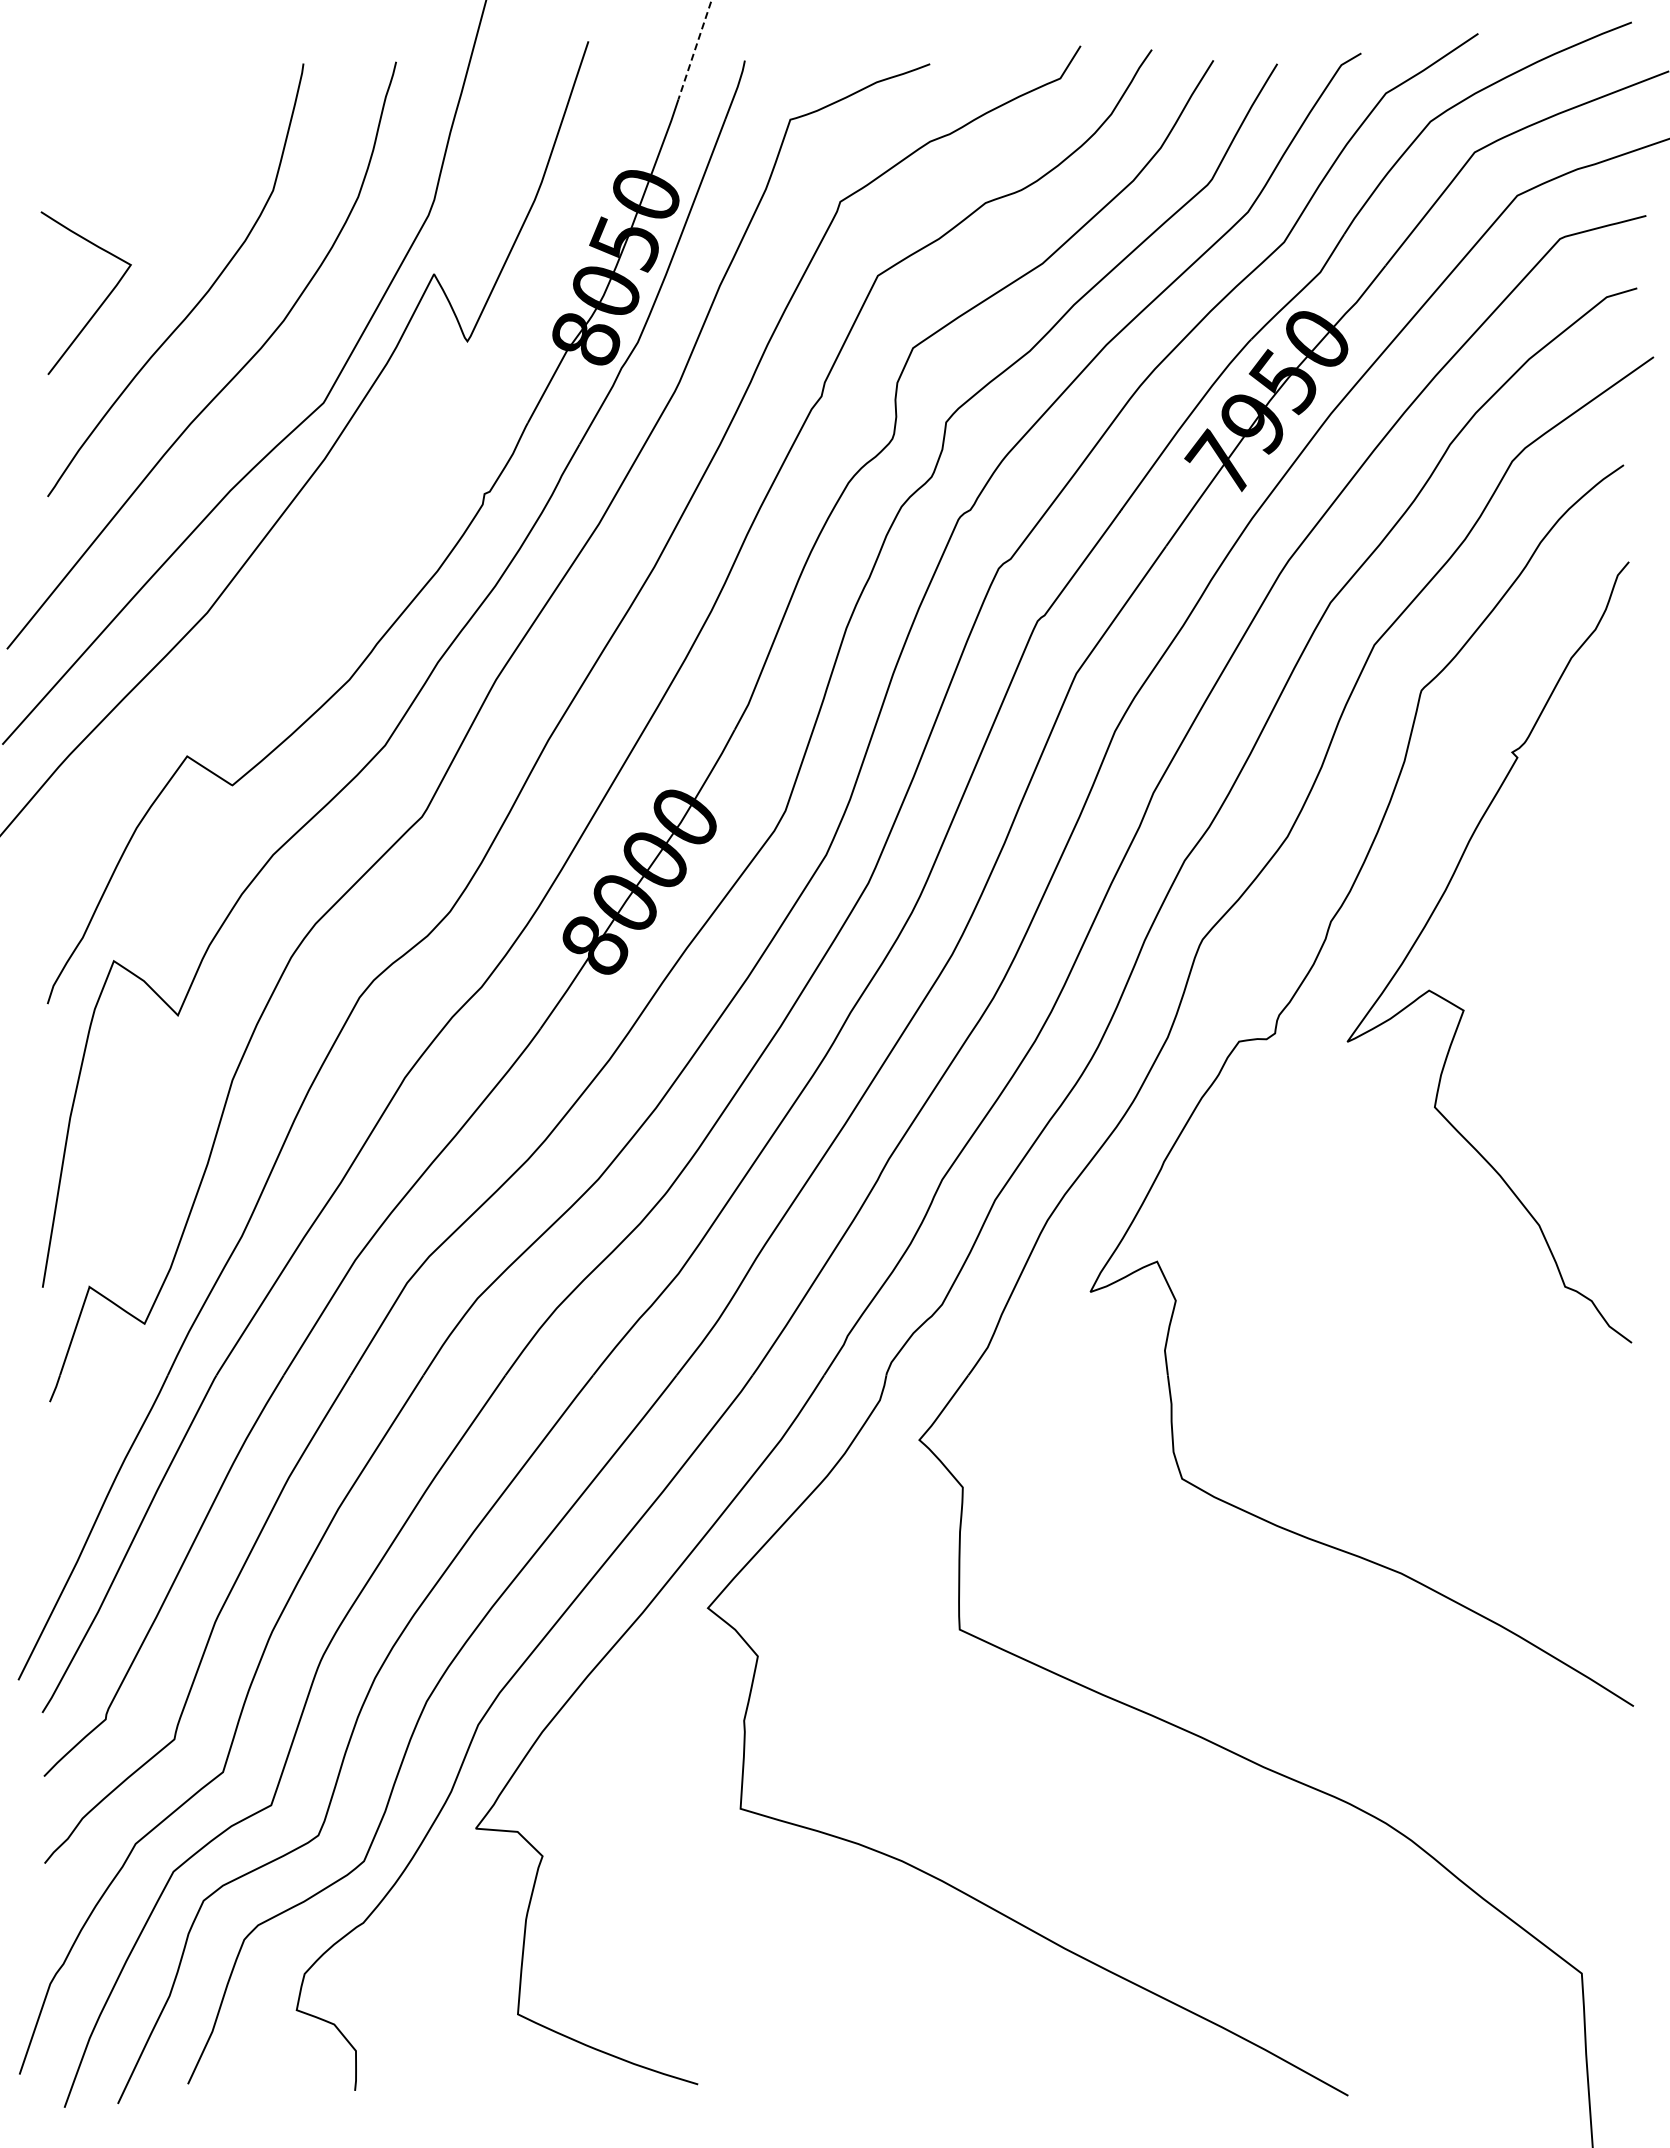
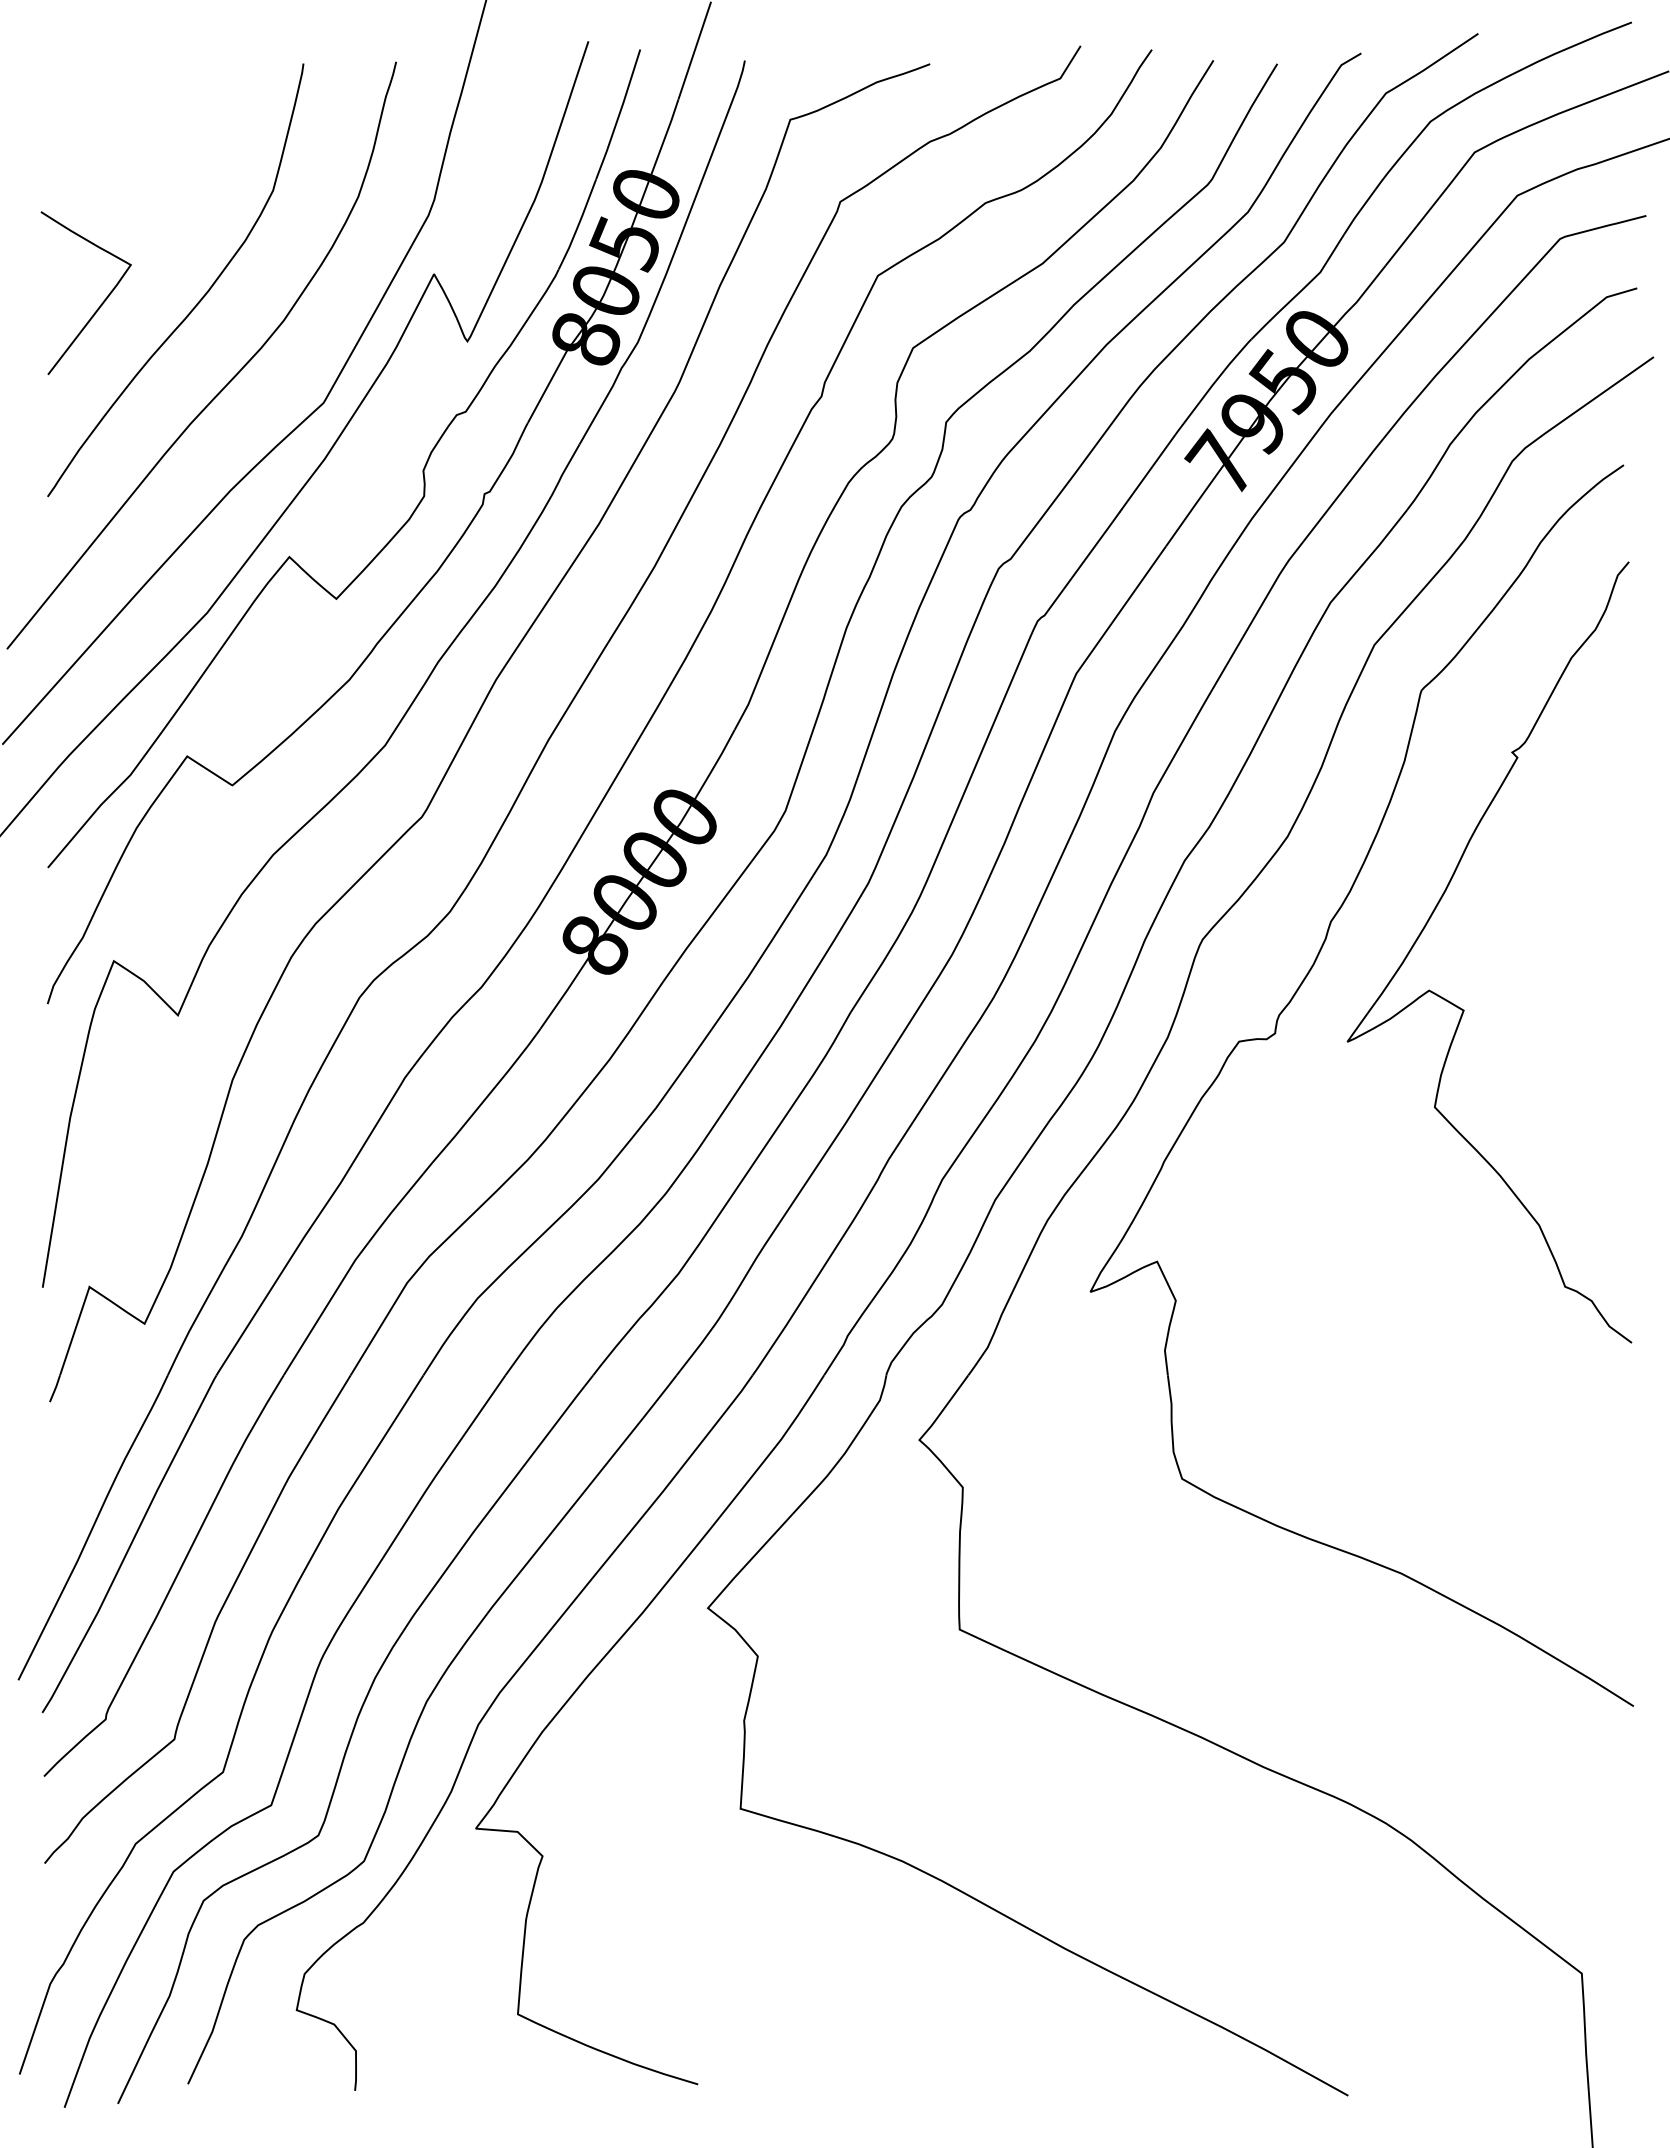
line: dashed -> solid (694, 50)
part: none -> present (422, 470)
